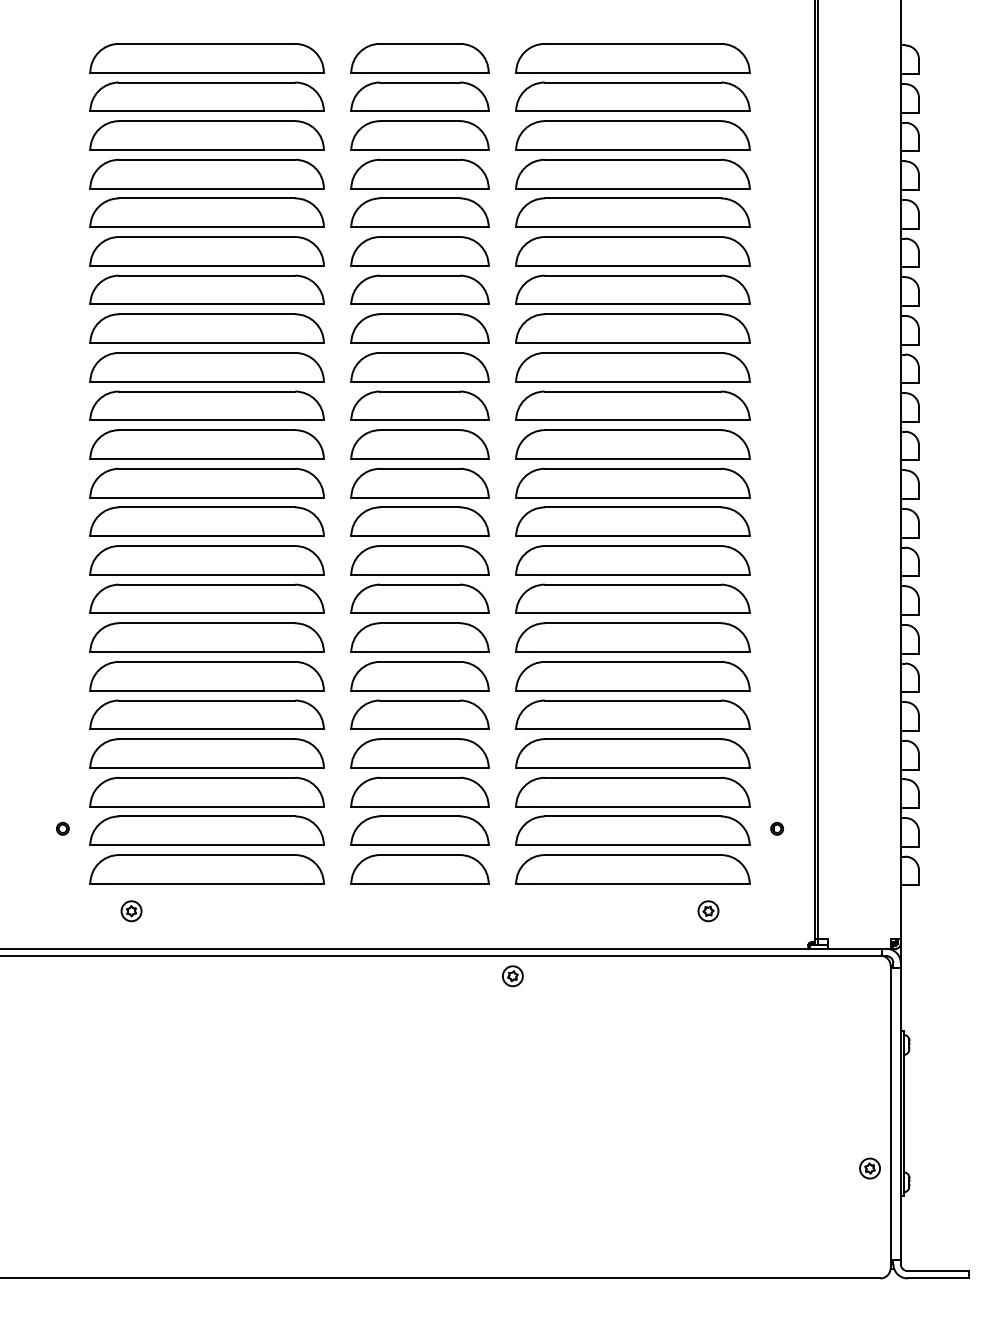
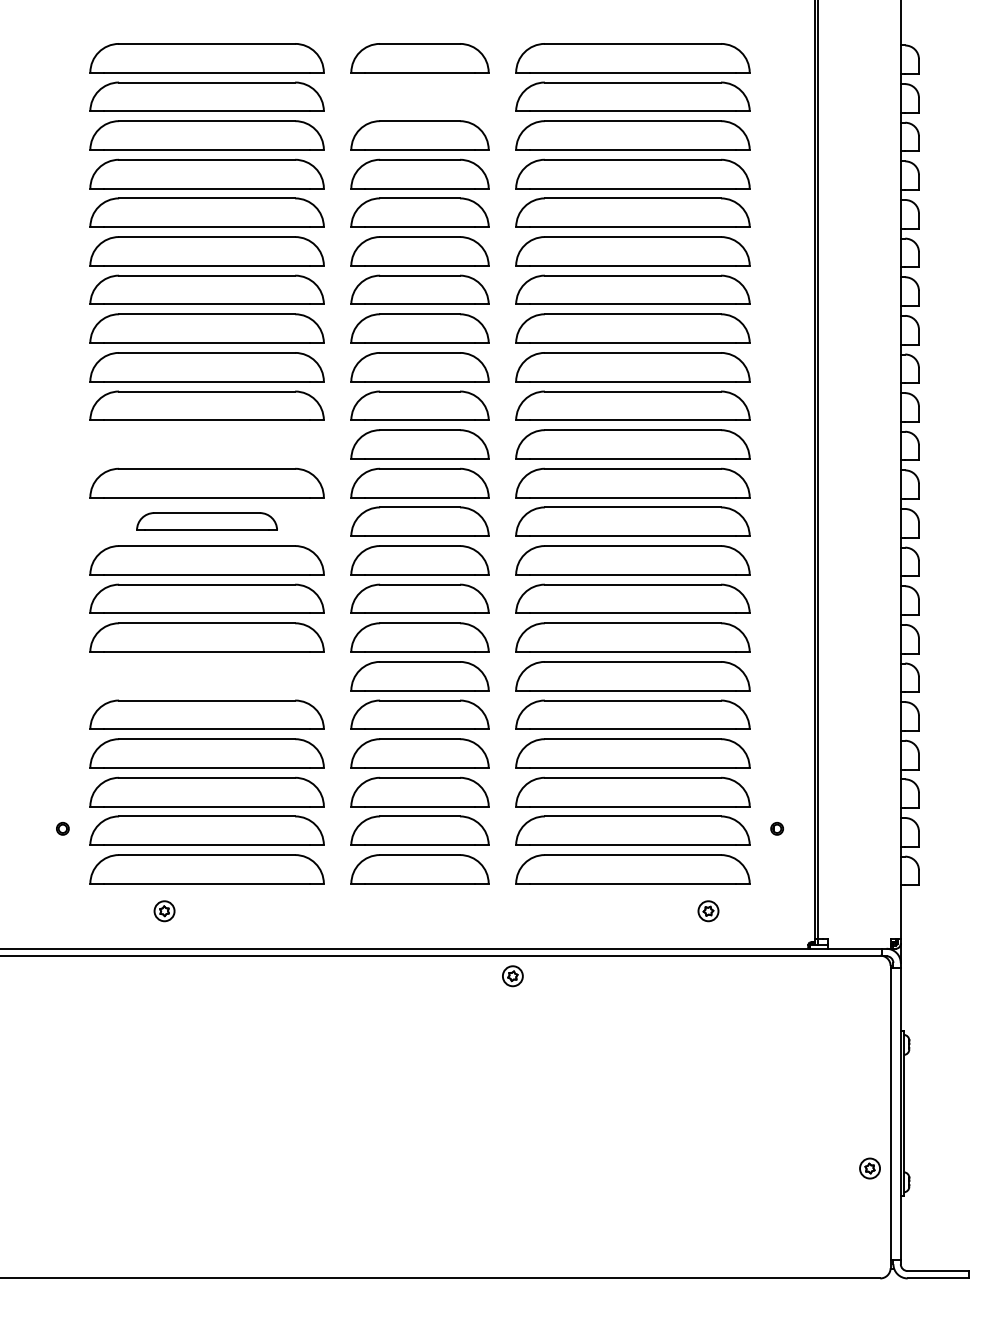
part: present -> none (419, 96)
part: present -> none (206, 444)
part size: 236x31 px -> 142x19 px (206, 521)
part: present -> none (206, 676)
part position: (131, 911) -> (164, 911) (164, 911)
